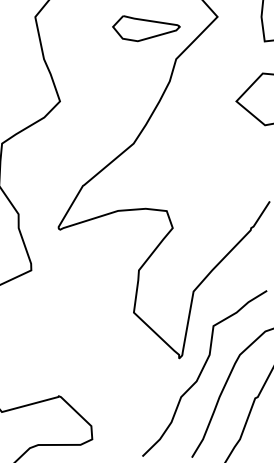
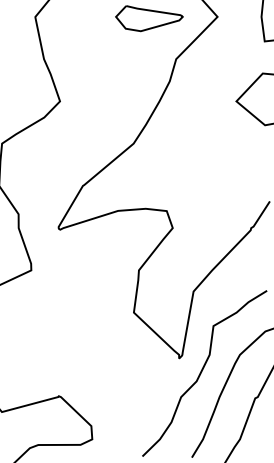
part position: (146, 28) -> (149, 18) (149, 18)
